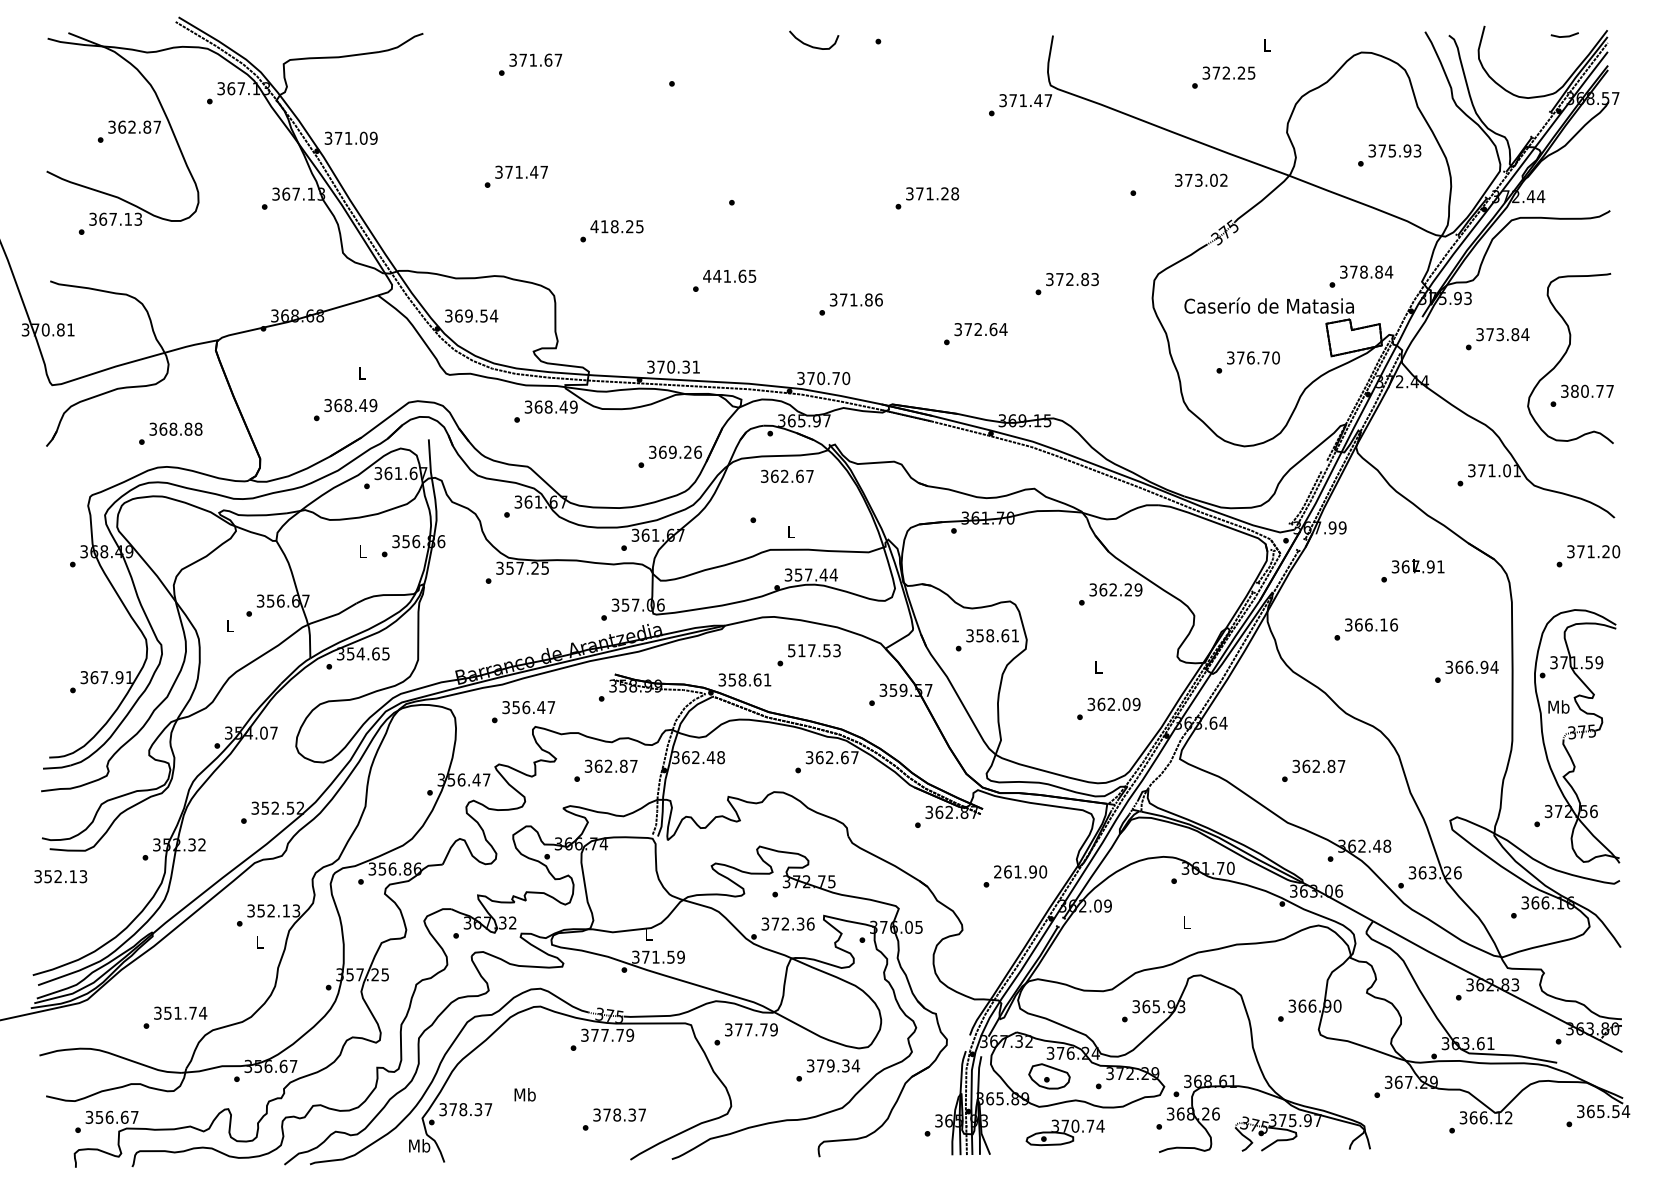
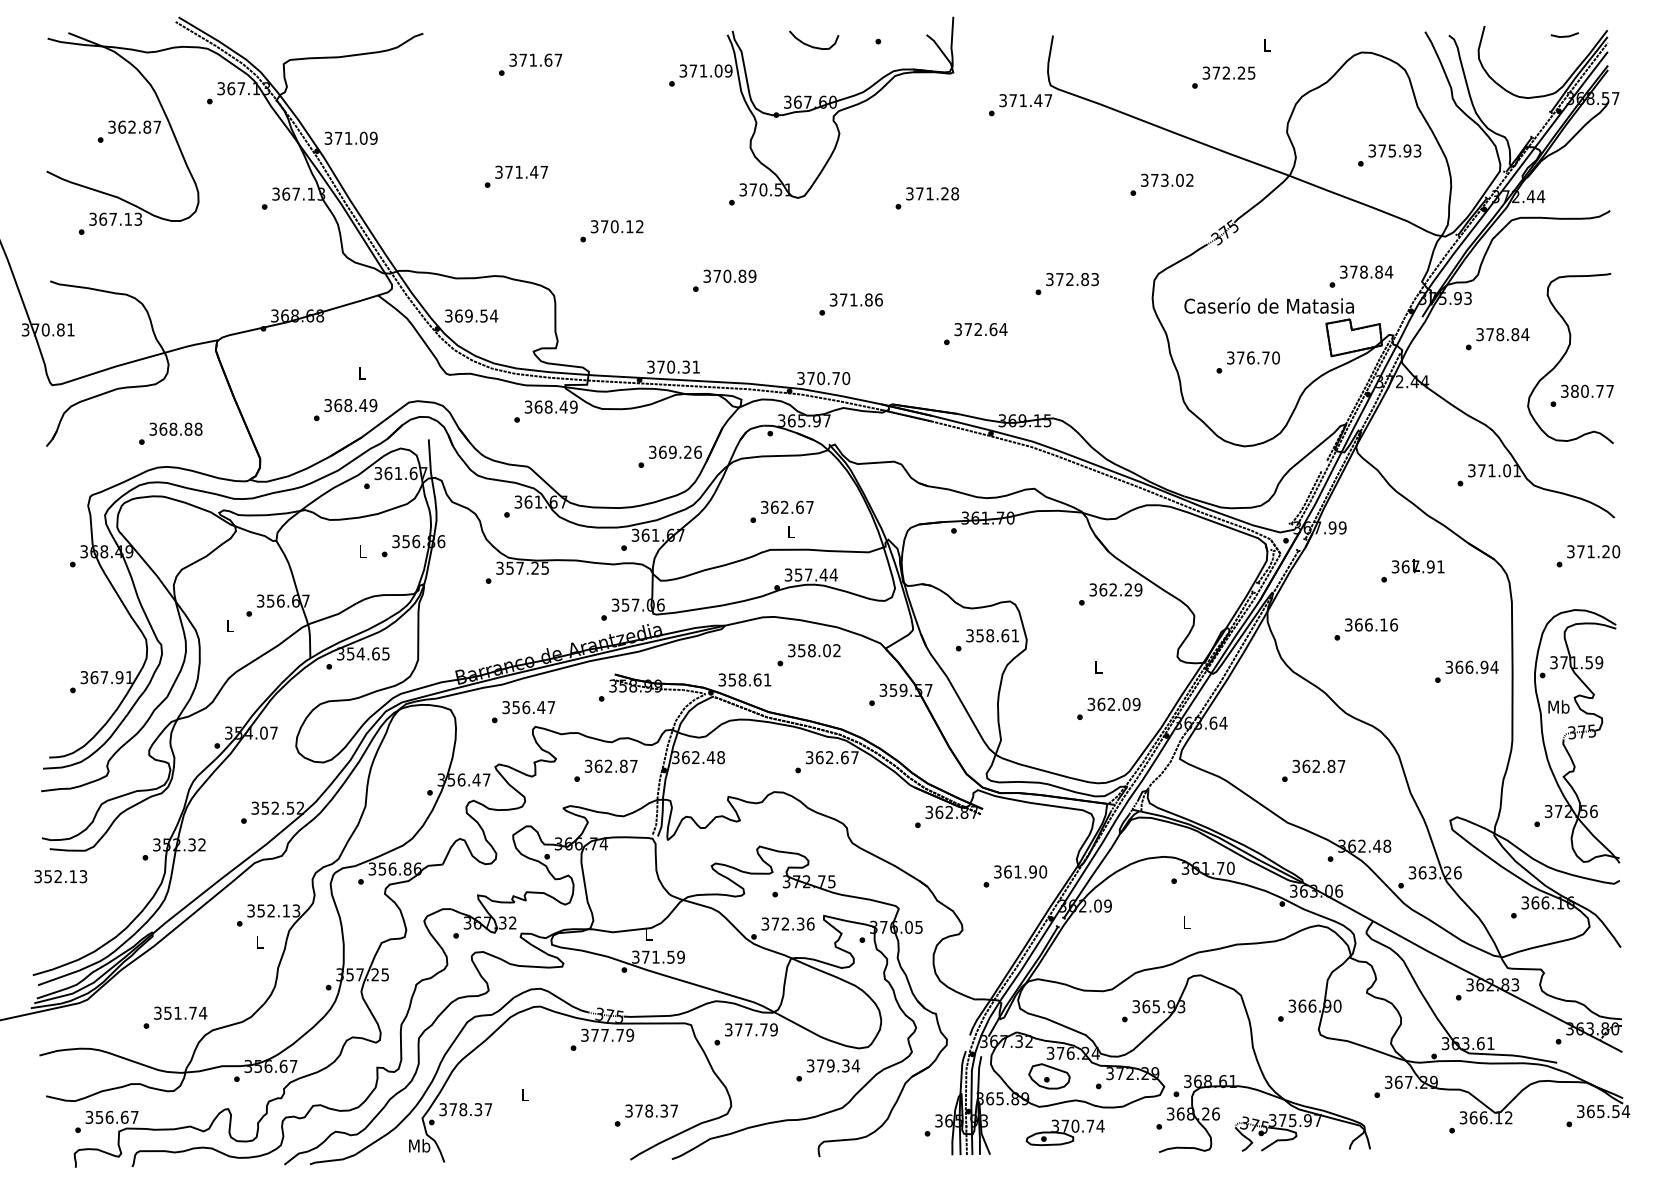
part: none -> present (816, 107)
text position: (1201, 179) -> (1167, 179) (1167, 179)
text: 418.25 -> 370.12 (616, 226)
text: 441.65 -> 370.89 (729, 275)
text: 373.84 -> 378.84 (1500, 334)
text position: (787, 475) -> (787, 506) (787, 506)
text: 517.53 -> 358.02 (814, 650)
text: 261.90 -> 361.90 (997, 871)
text: Mb -> L (524, 1094)
text position: (613, 1119) -> (645, 1115) (645, 1115)
